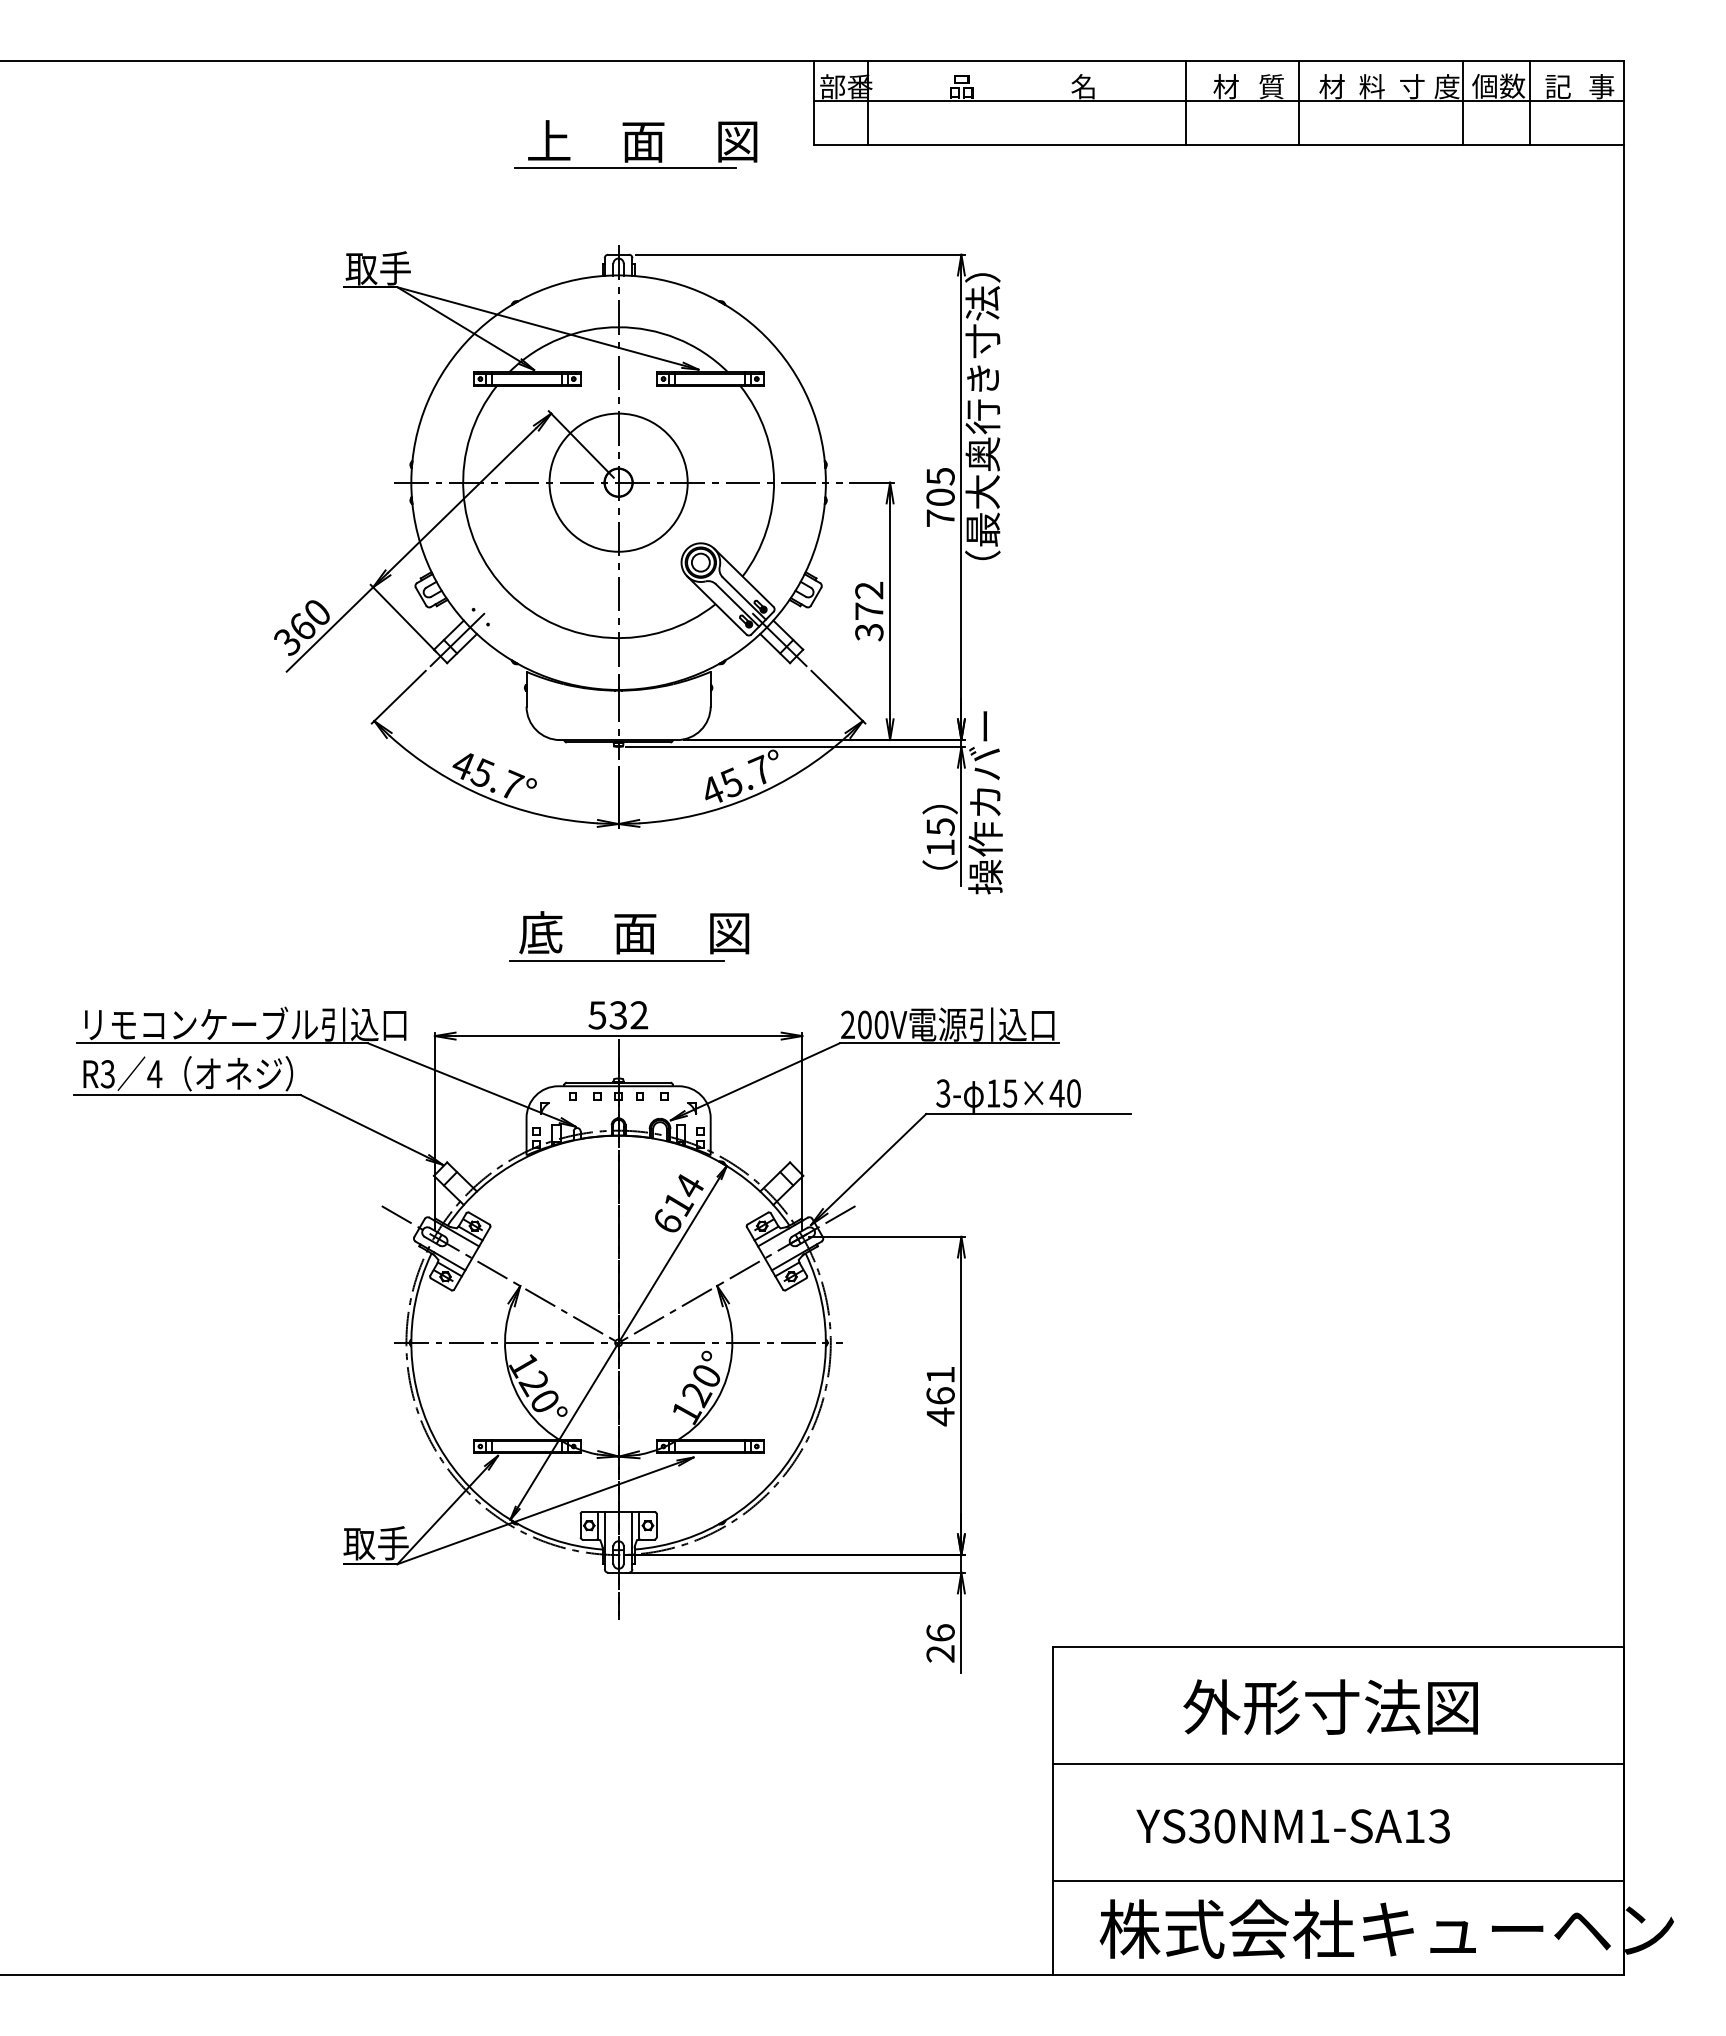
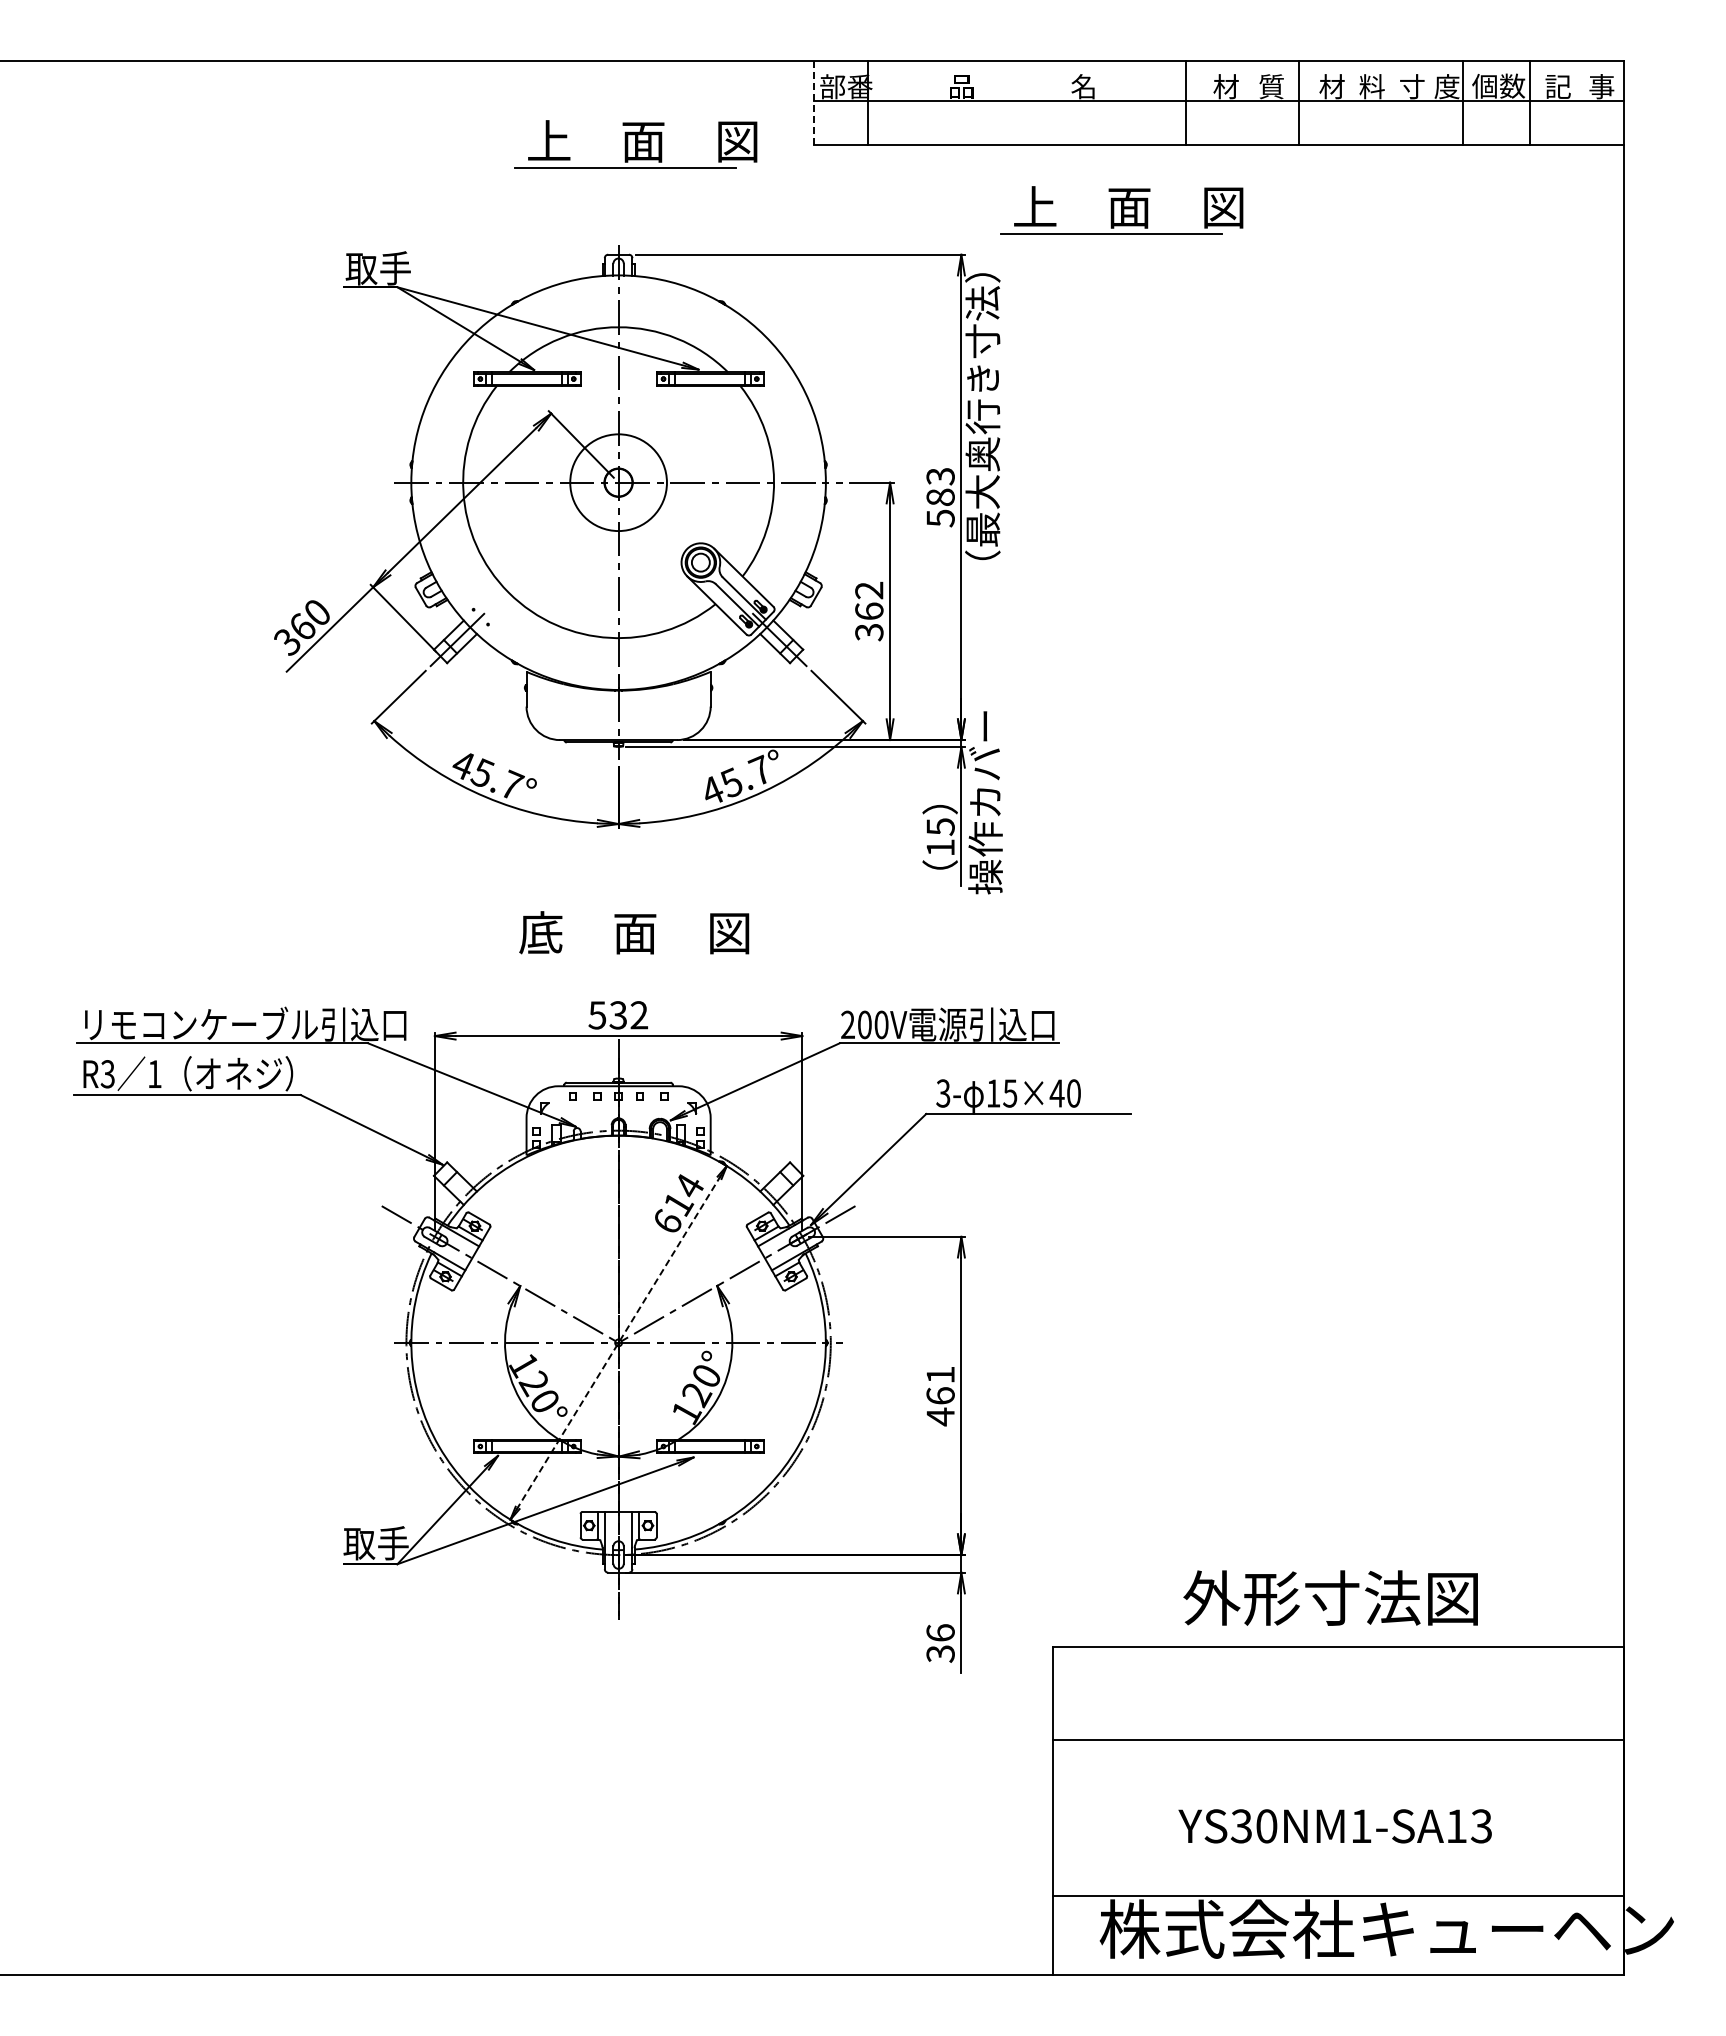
line: solid -> dashed (814, 102)
part: none -> present (1121, 210)
circle diameter: 138 px -> 97 px (618, 482)
text: 705 -> 583 (940, 497)
text: 372 -> 362 (869, 610)
line: present -> none (616, 961)
text: 4 -> 1 (154, 1073)
line: solid -> dashed (618, 1343)
text: 26 -> 36 (940, 1653)
text position: (1330, 1706) -> (1330, 1597) (1330, 1597)
line position: (1338, 1763) -> (1338, 1739) (1338, 1739)
text position: (1292, 1826) -> (1334, 1826) (1334, 1826)
line position: (1338, 1881) -> (1338, 1896) (1338, 1896)
